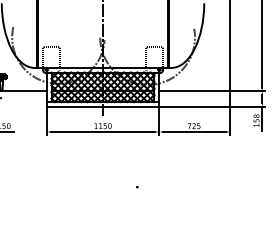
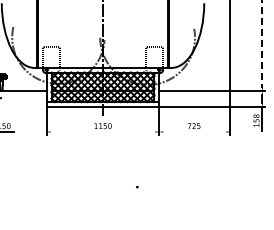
line: solid -> dashed (262, 44)
line: present -> none (102, 132)
line: present -> none (194, 132)
